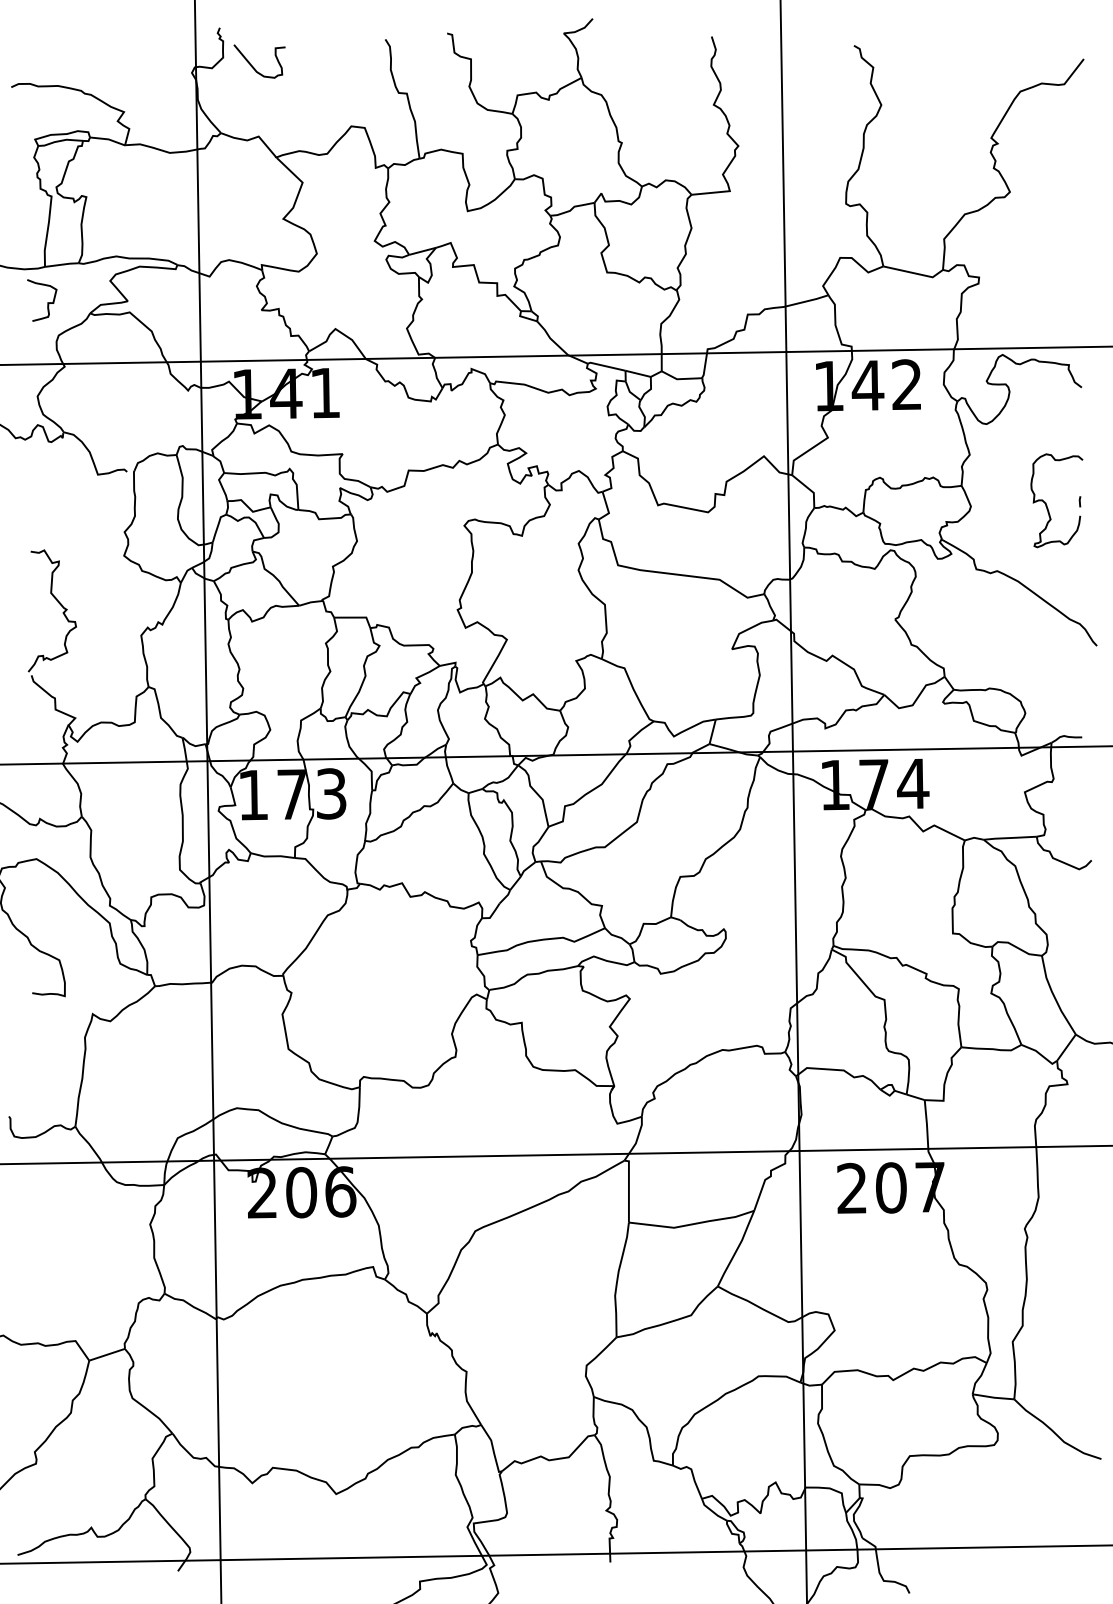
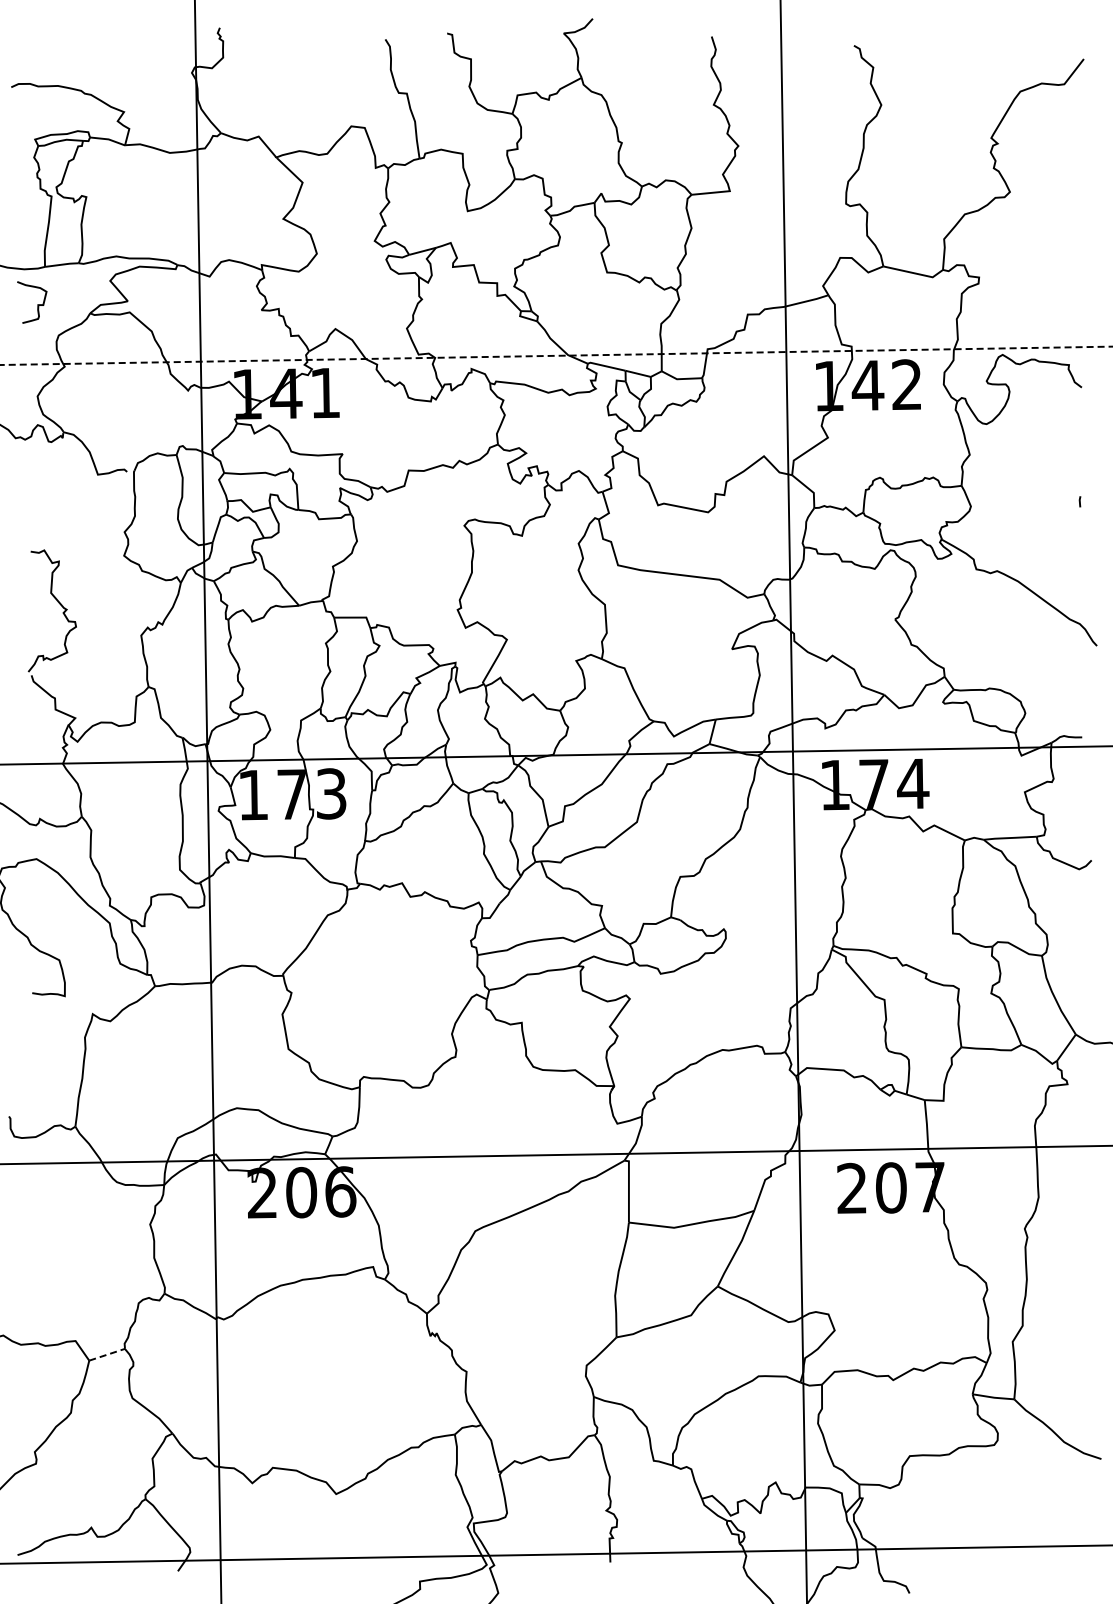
curve: present -> none (253, 66)
curve position: (47, 302) -> (37, 304) (37, 304)
line: solid -> dashed (556, 355)
curve: present -> none (1046, 502)
line: solid -> dashed (107, 1354)
